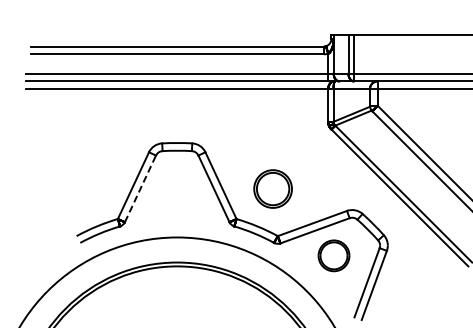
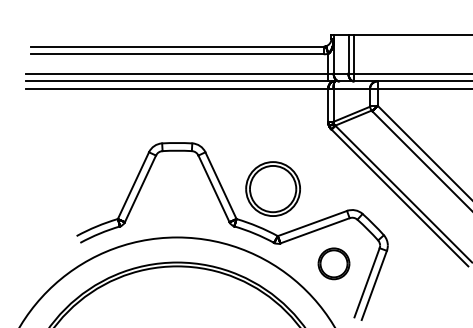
line: dashed -> solid (140, 188)
part size: 40x40 px -> 56x56 px (272, 188)
part position: (333, 255) -> (333, 263) (333, 263)
